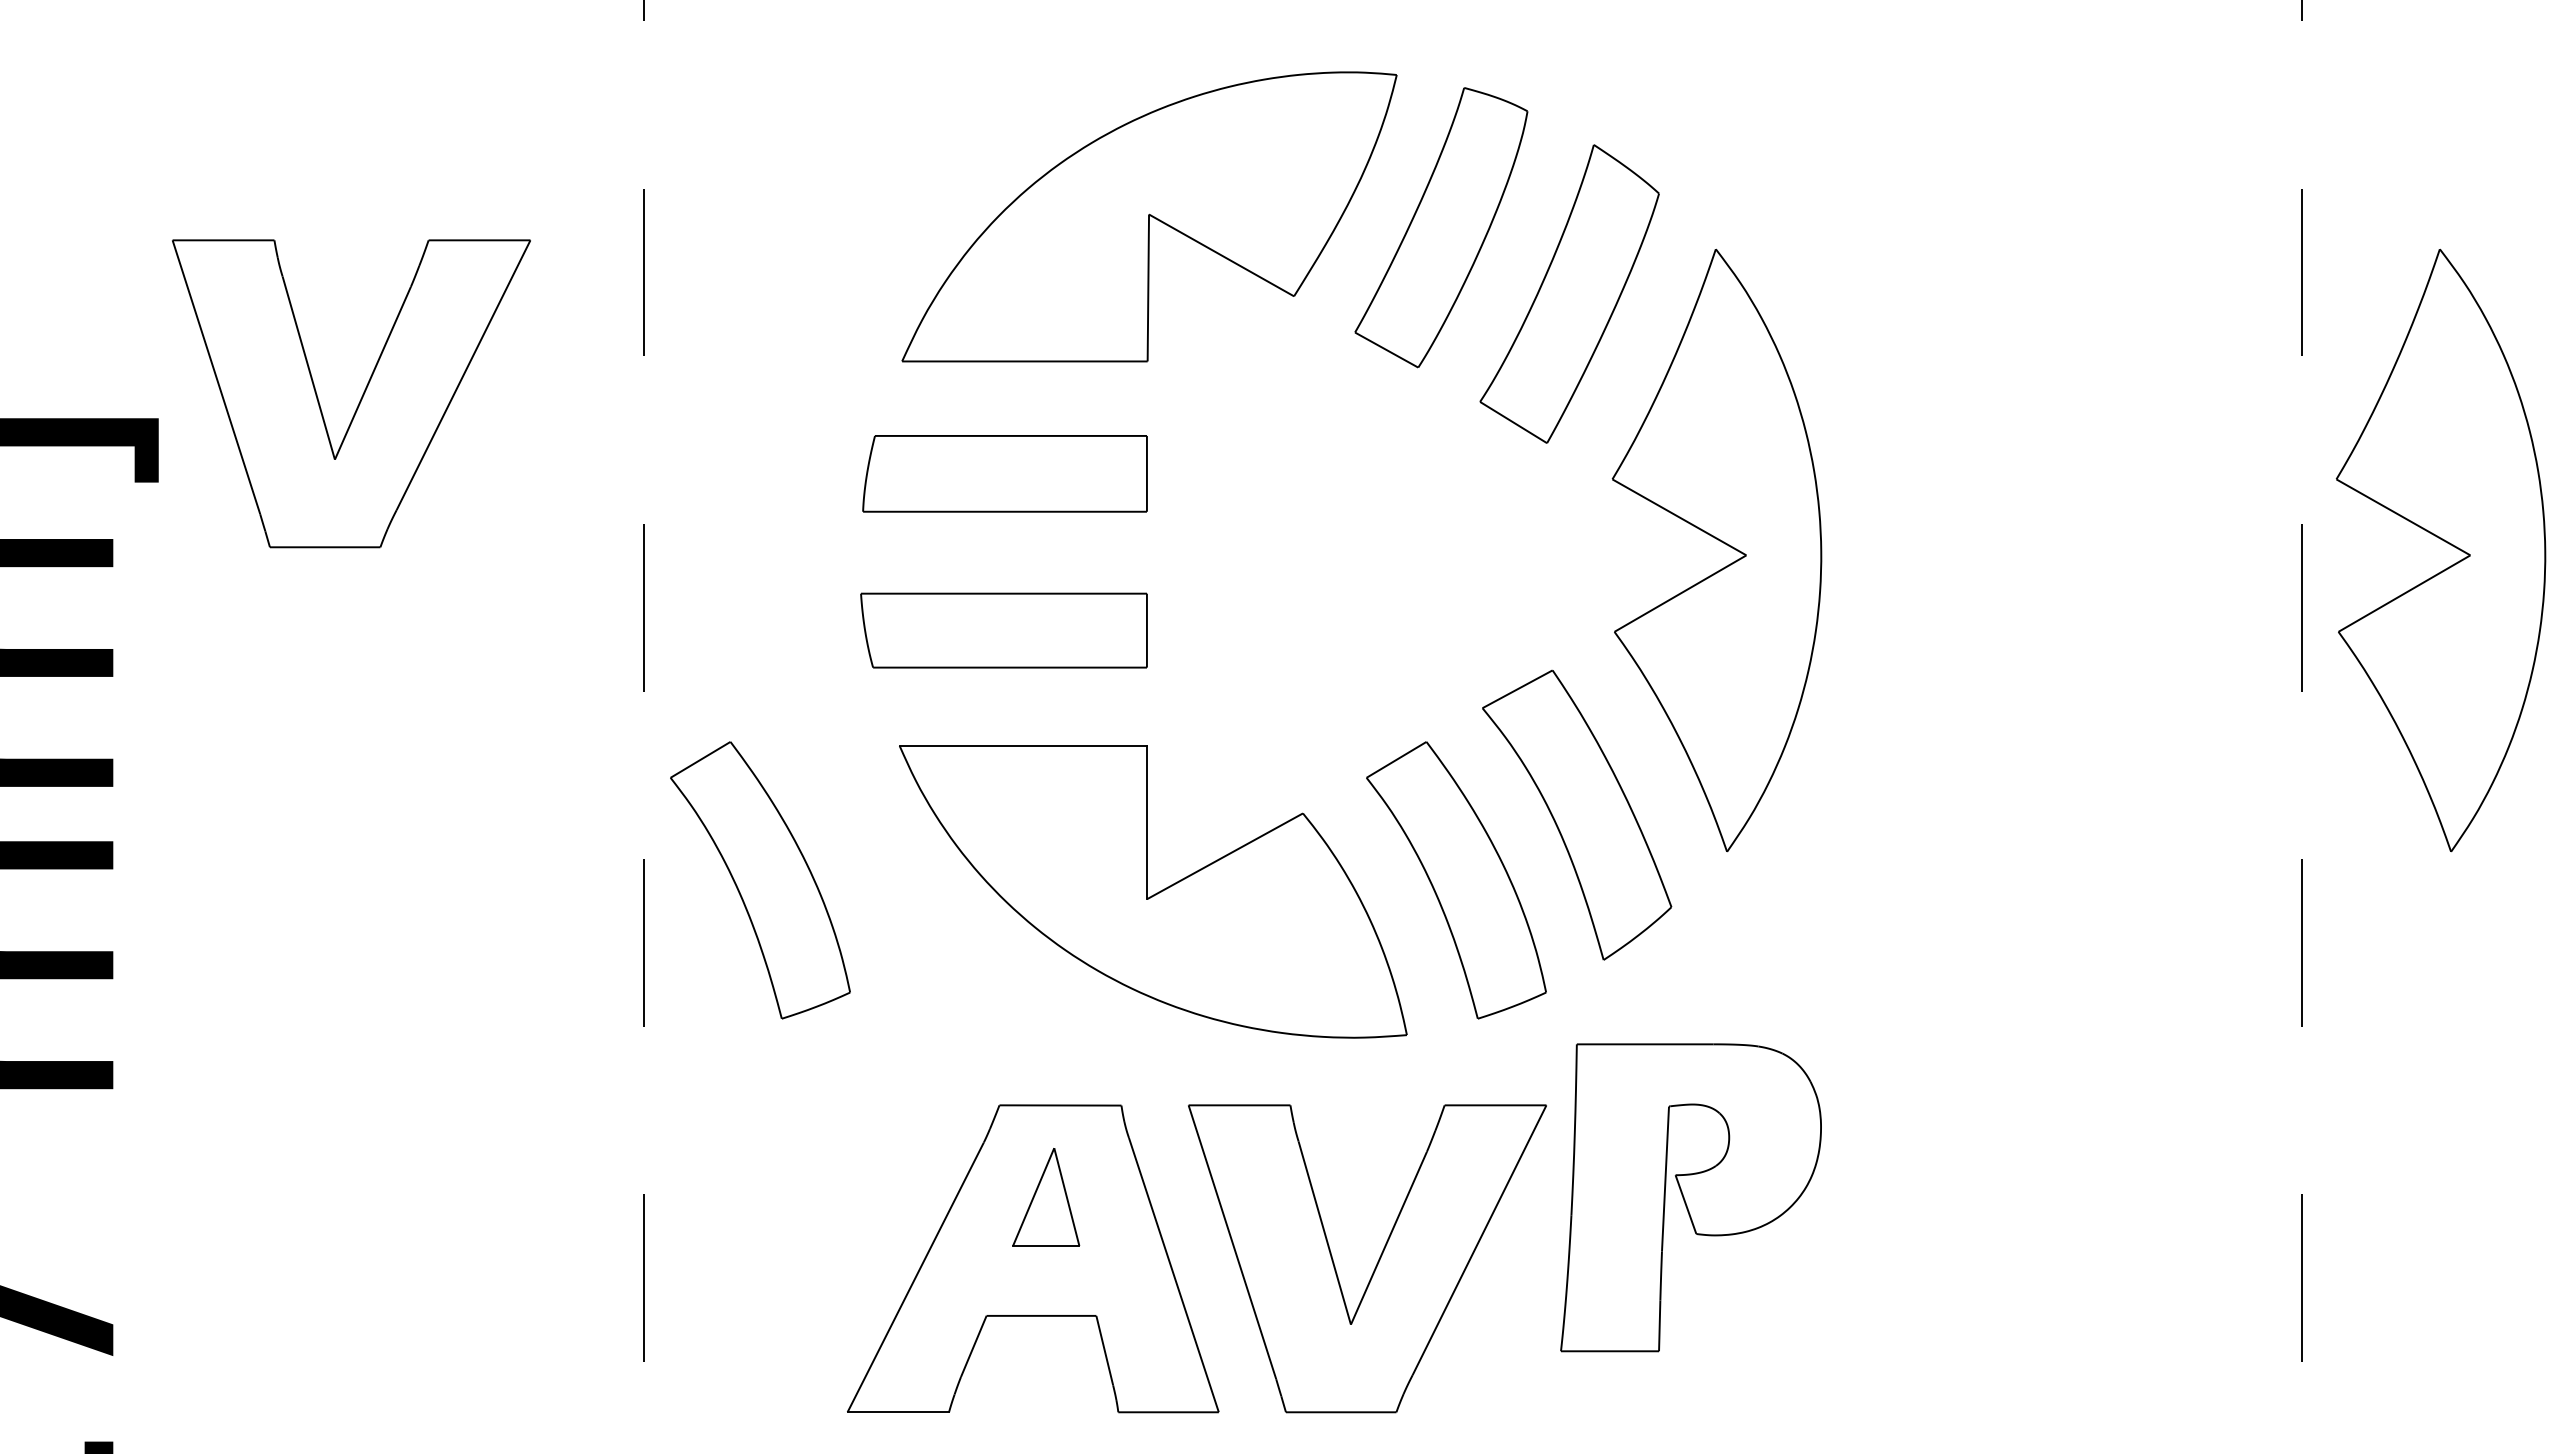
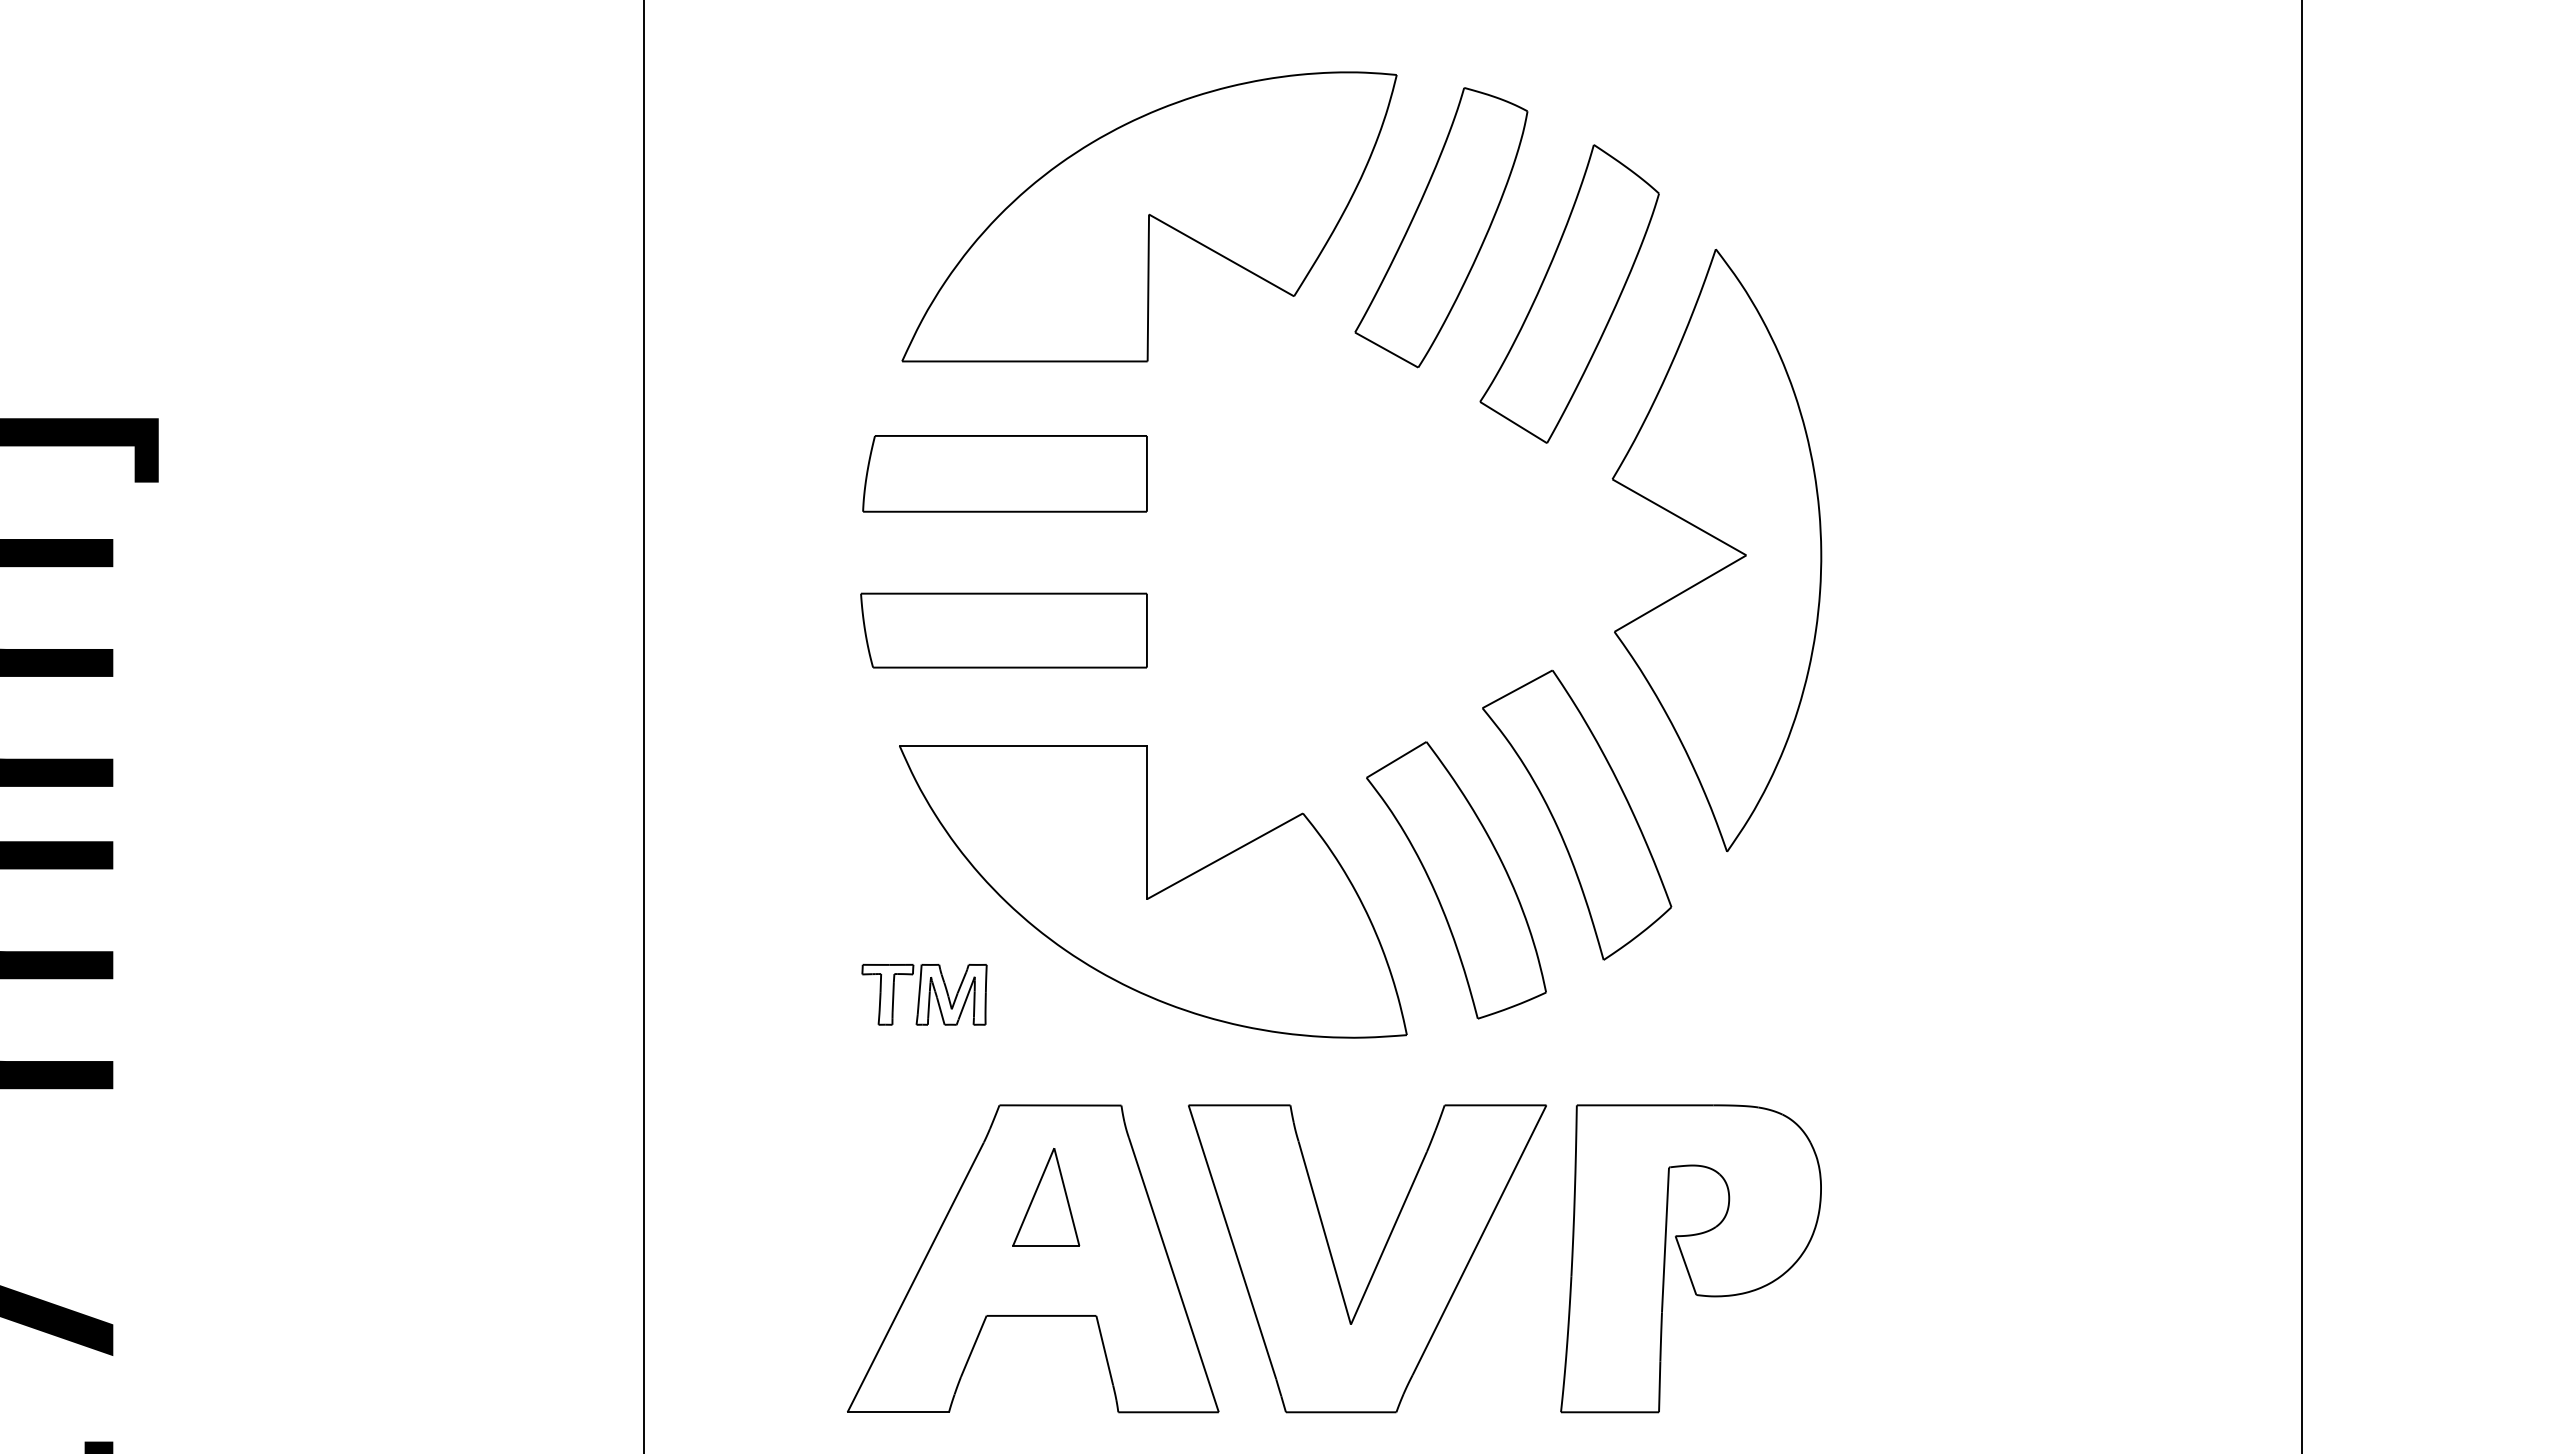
part: present -> none (360, 398)
part: present -> none (2445, 542)
line: dashed -> solid (644, 727)
line: dashed -> solid (2301, 727)
part: present -> none (760, 880)
part: none -> present (924, 994)
part position: (1690, 1197) -> (1690, 1258) (1690, 1258)
